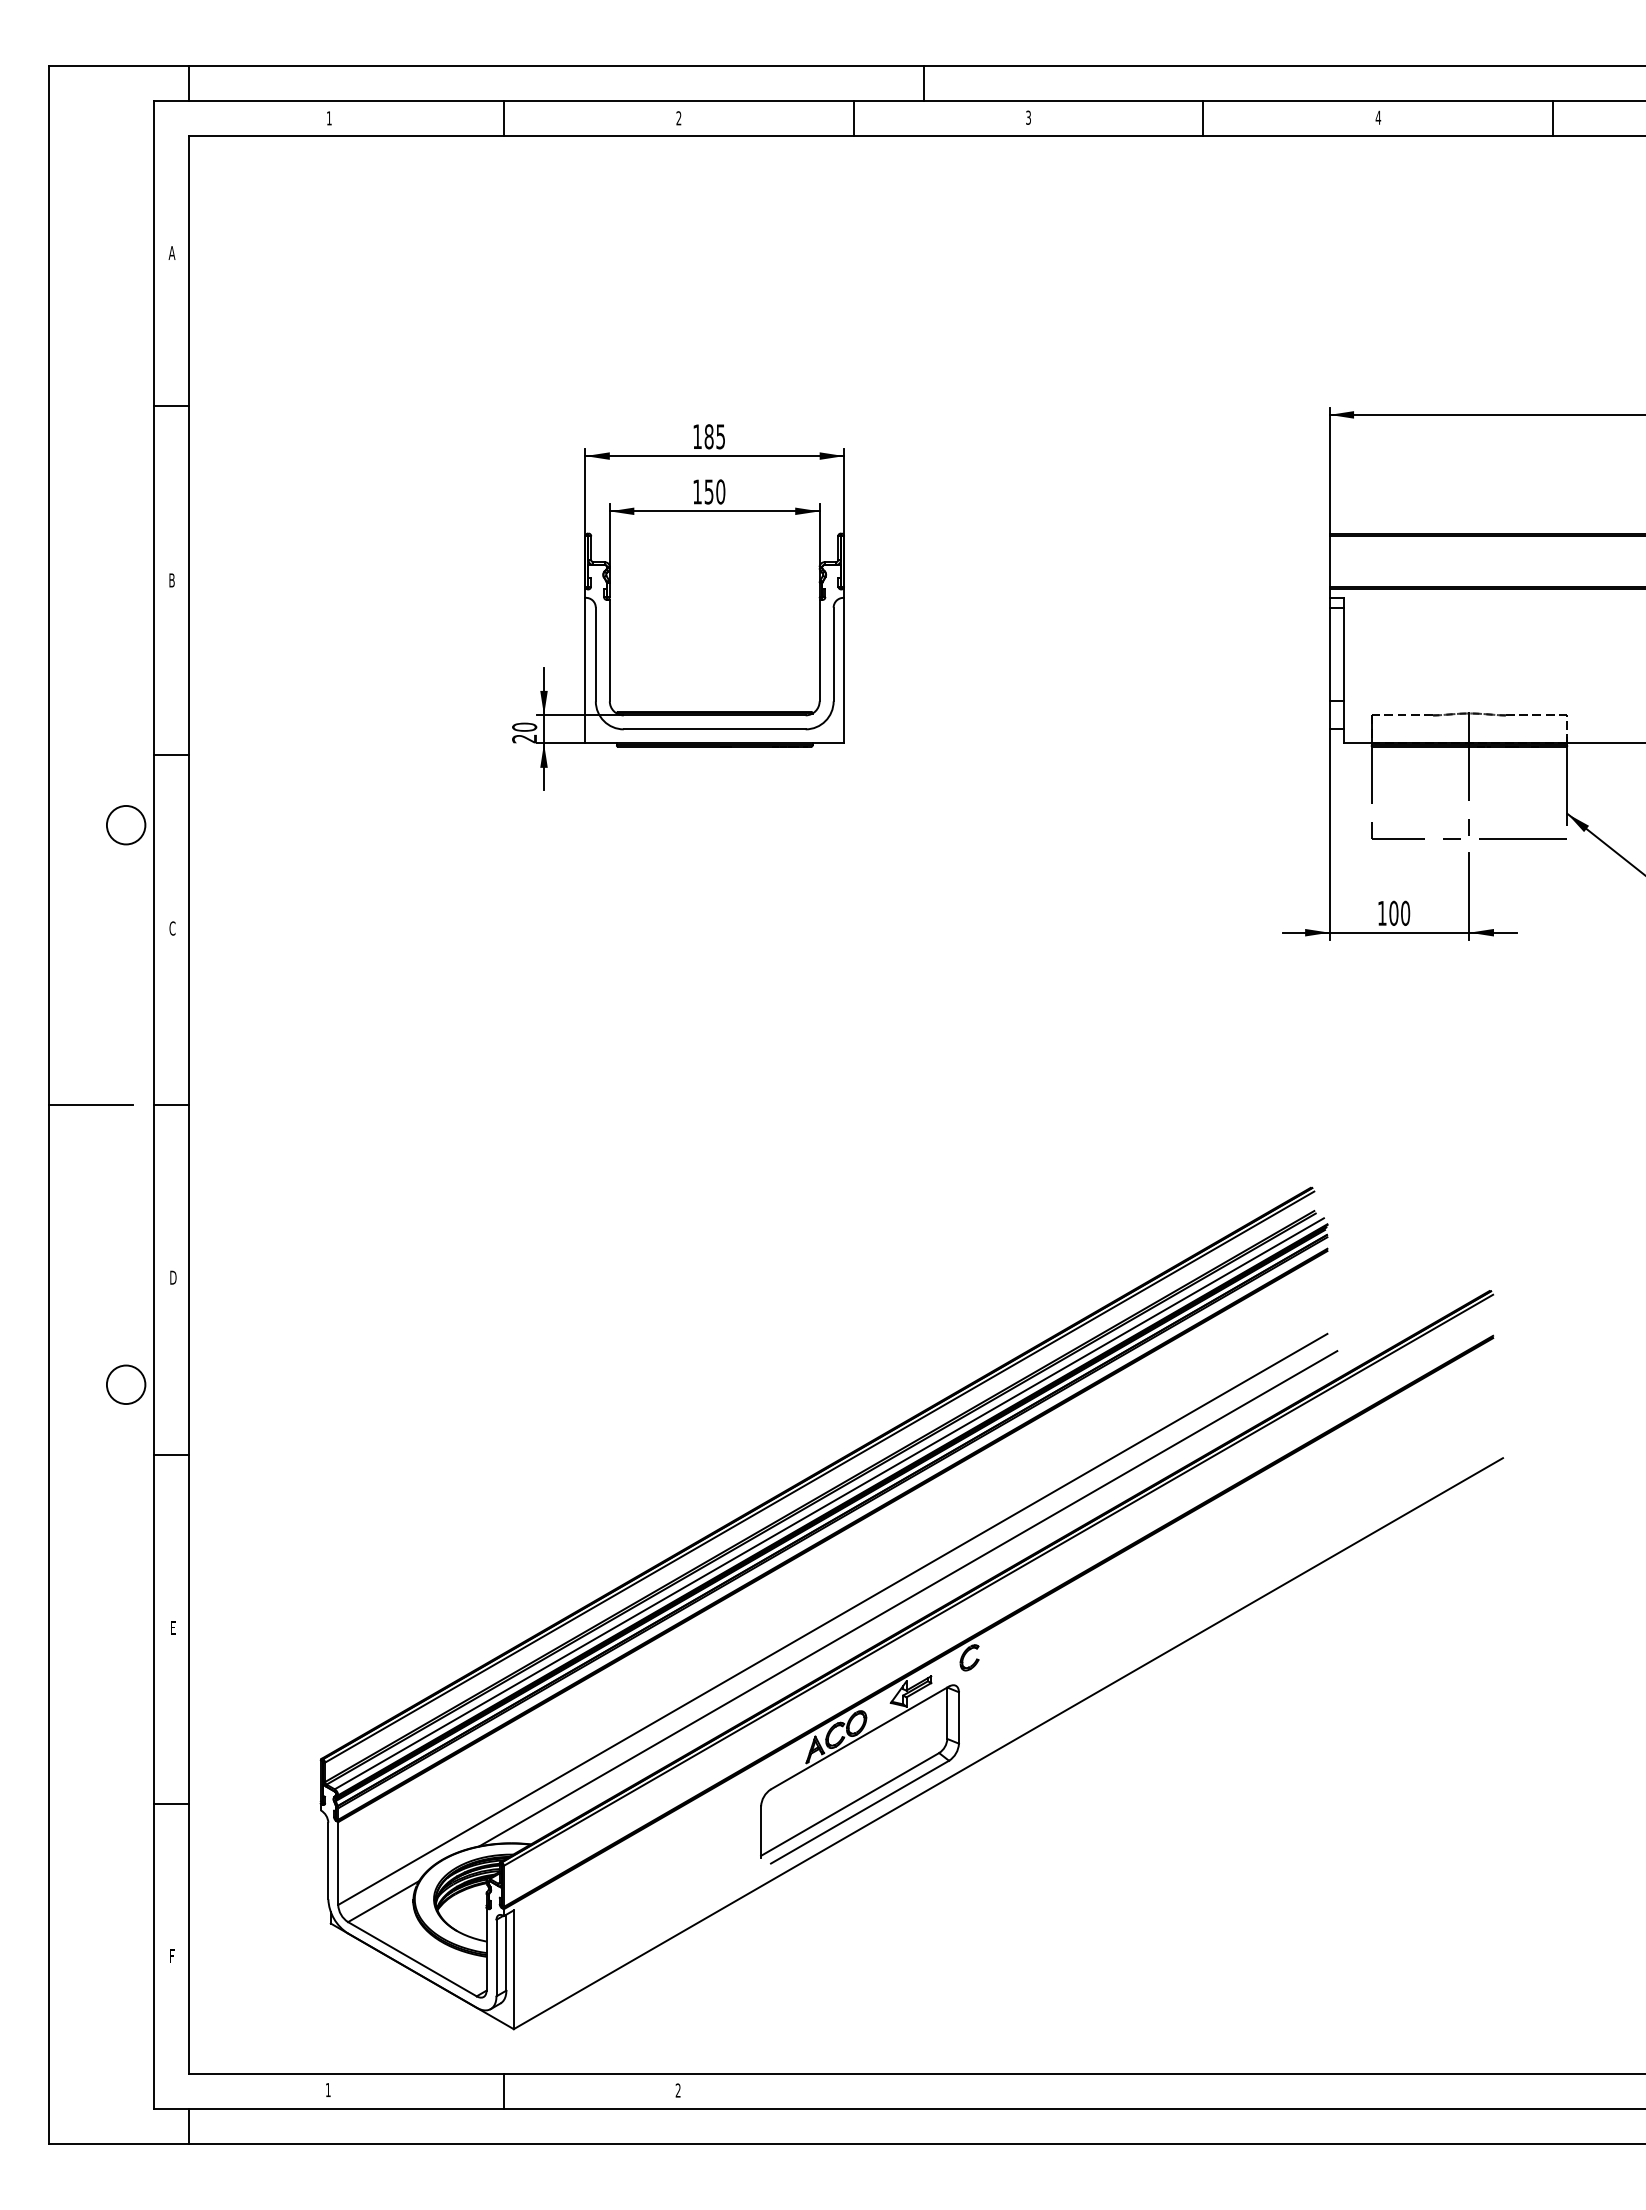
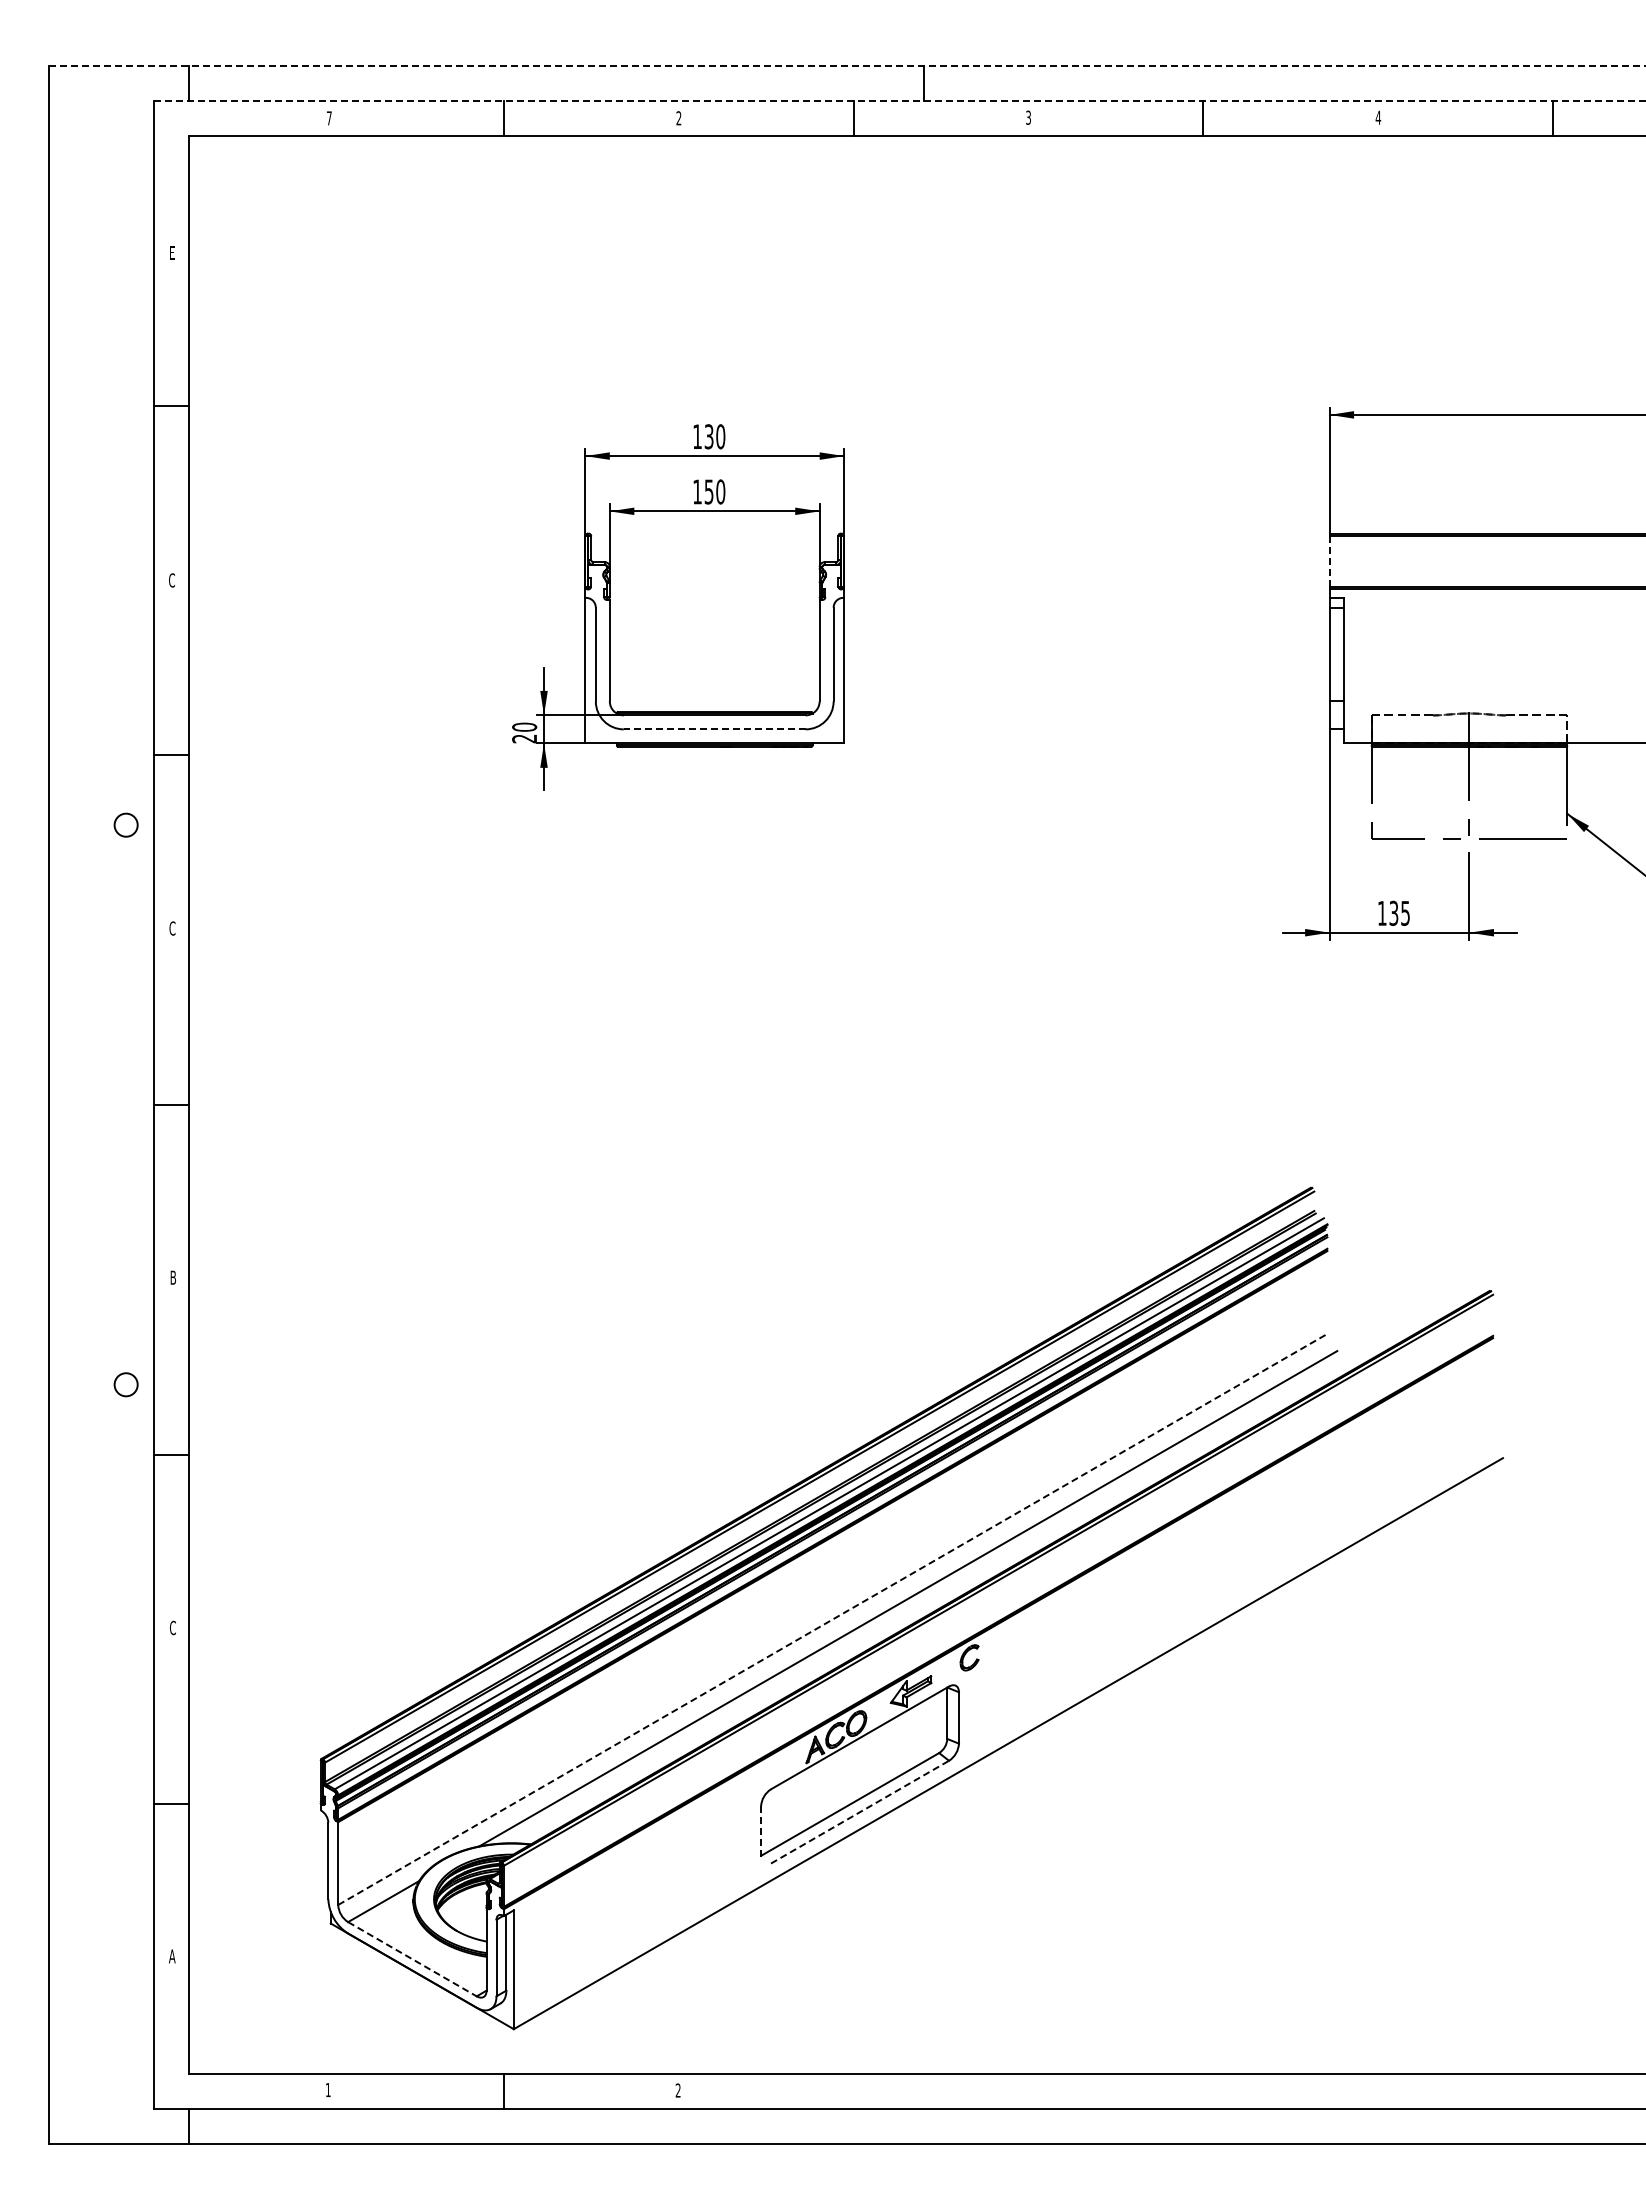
line: solid -> dashed (847, 66)
line: solid -> dashed (900, 101)
text: 1 -> 7 (329, 118)
text: A -> E (171, 252)
text: 185 -> 130 (714, 436)
line: solid -> dashed (1329, 561)
text: B -> C (171, 580)
line: solid -> dashed (714, 729)
circle diameter: 38 px -> 23 px (125, 824)
text: 100 -> 135 (1399, 913)
line: present -> none (91, 1105)
text: D -> B (173, 1277)
circle diameter: 38 px -> 23 px (125, 1384)
line: solid -> dashed (833, 1619)
text: E -> C (172, 1627)
line: solid -> dashed (860, 1812)
line: solid -> dashed (761, 1832)
text: F -> A (172, 1956)
line: solid -> dashed (412, 1959)
